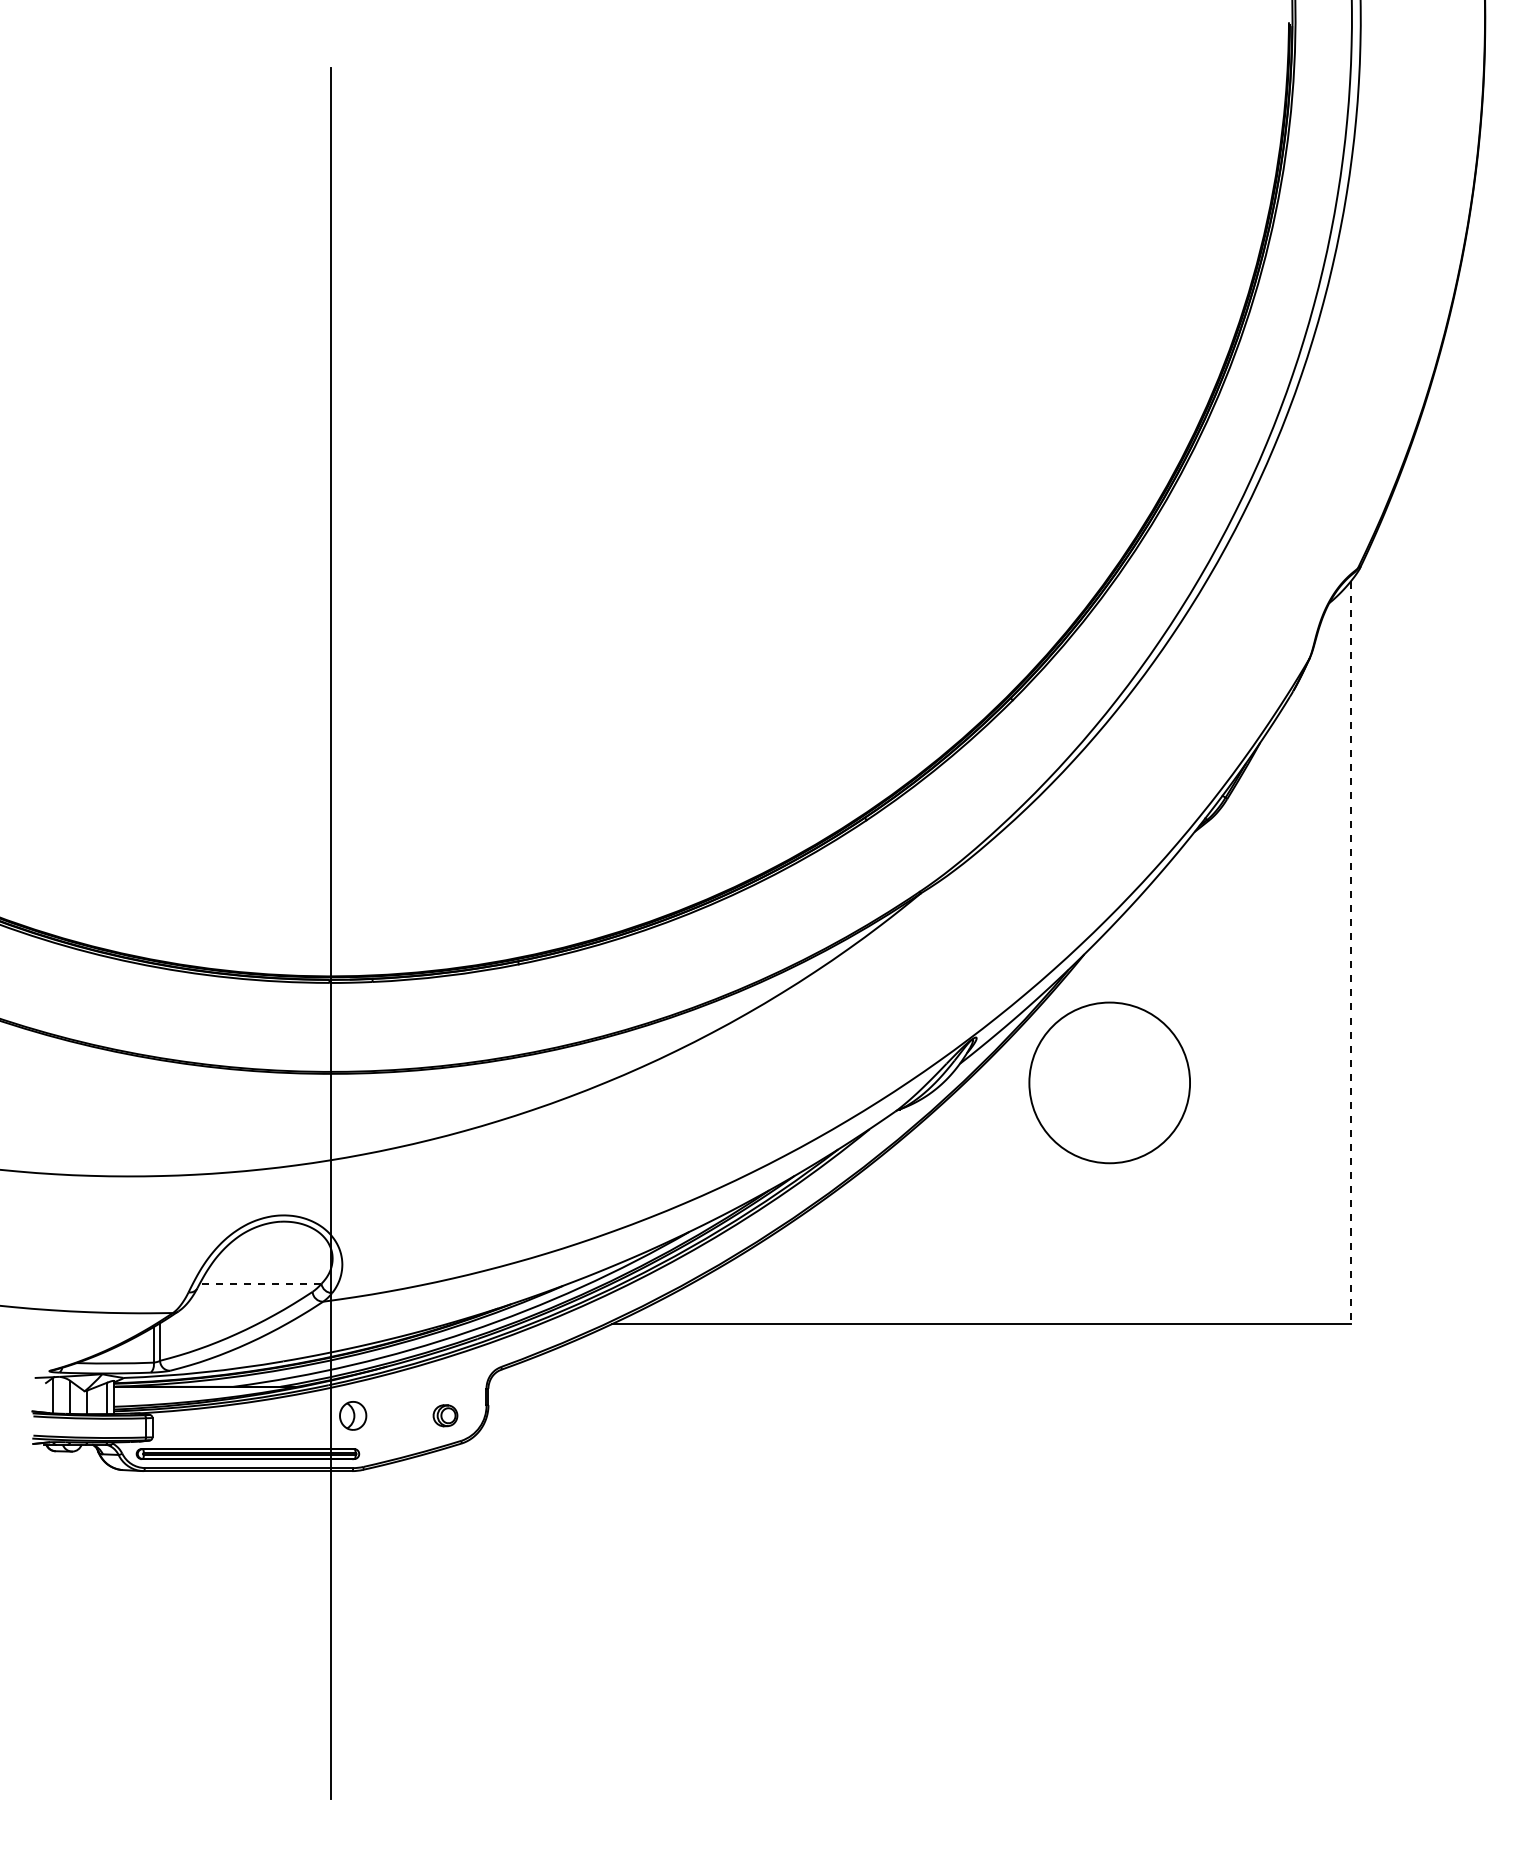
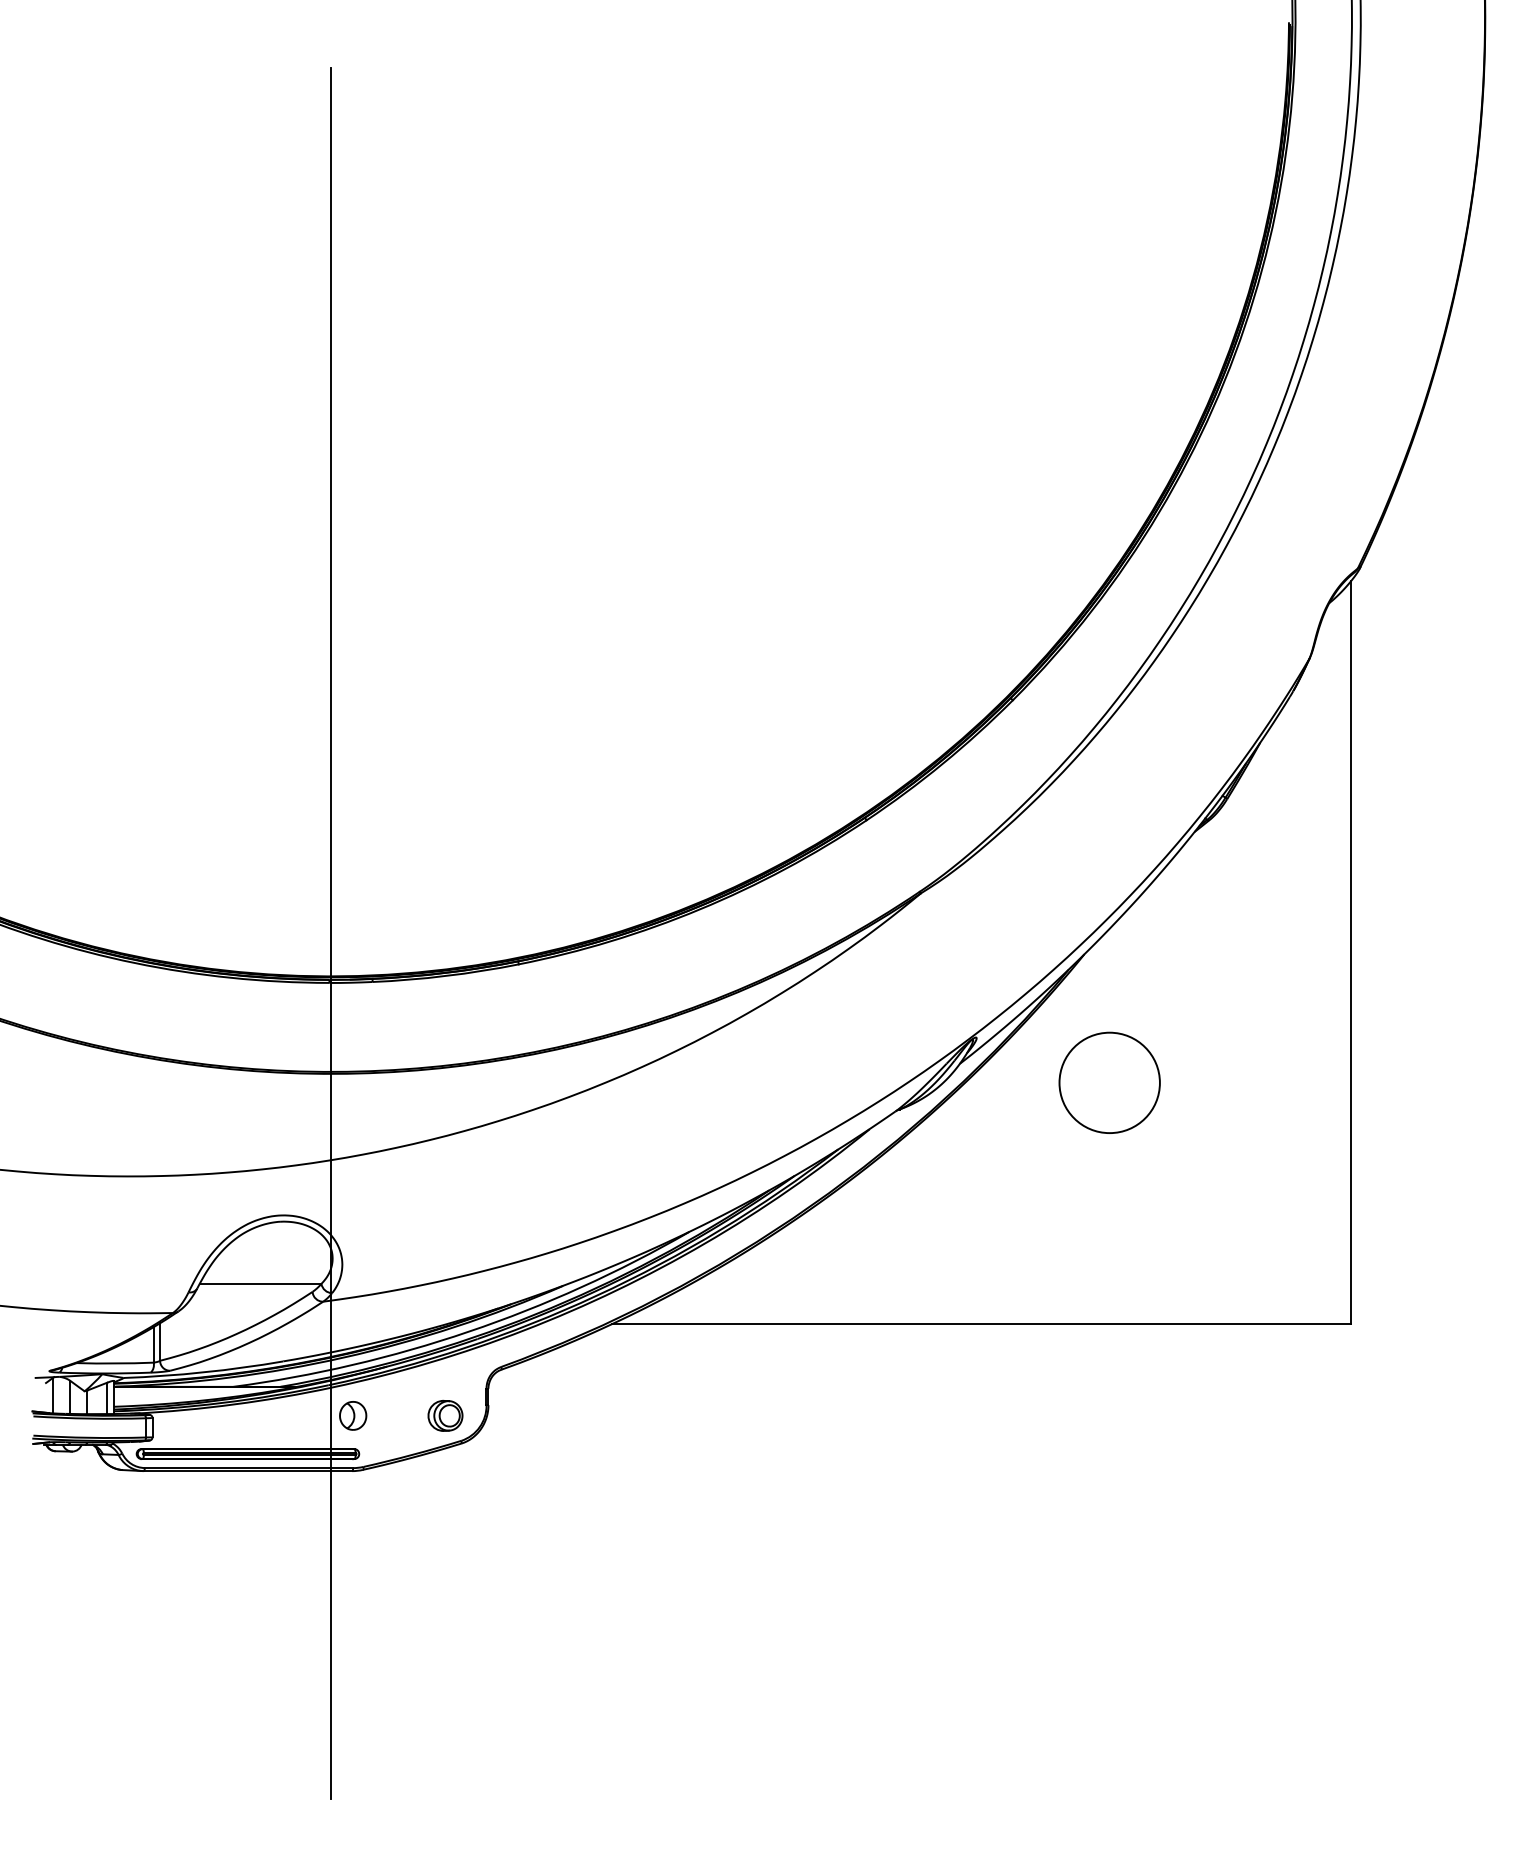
line: dashed -> solid (1350, 953)
circle diameter: 161 px -> 100 px (1109, 1082)
line: dashed -> solid (260, 1283)
part size: 27x24 px -> 37x33 px (445, 1415)
